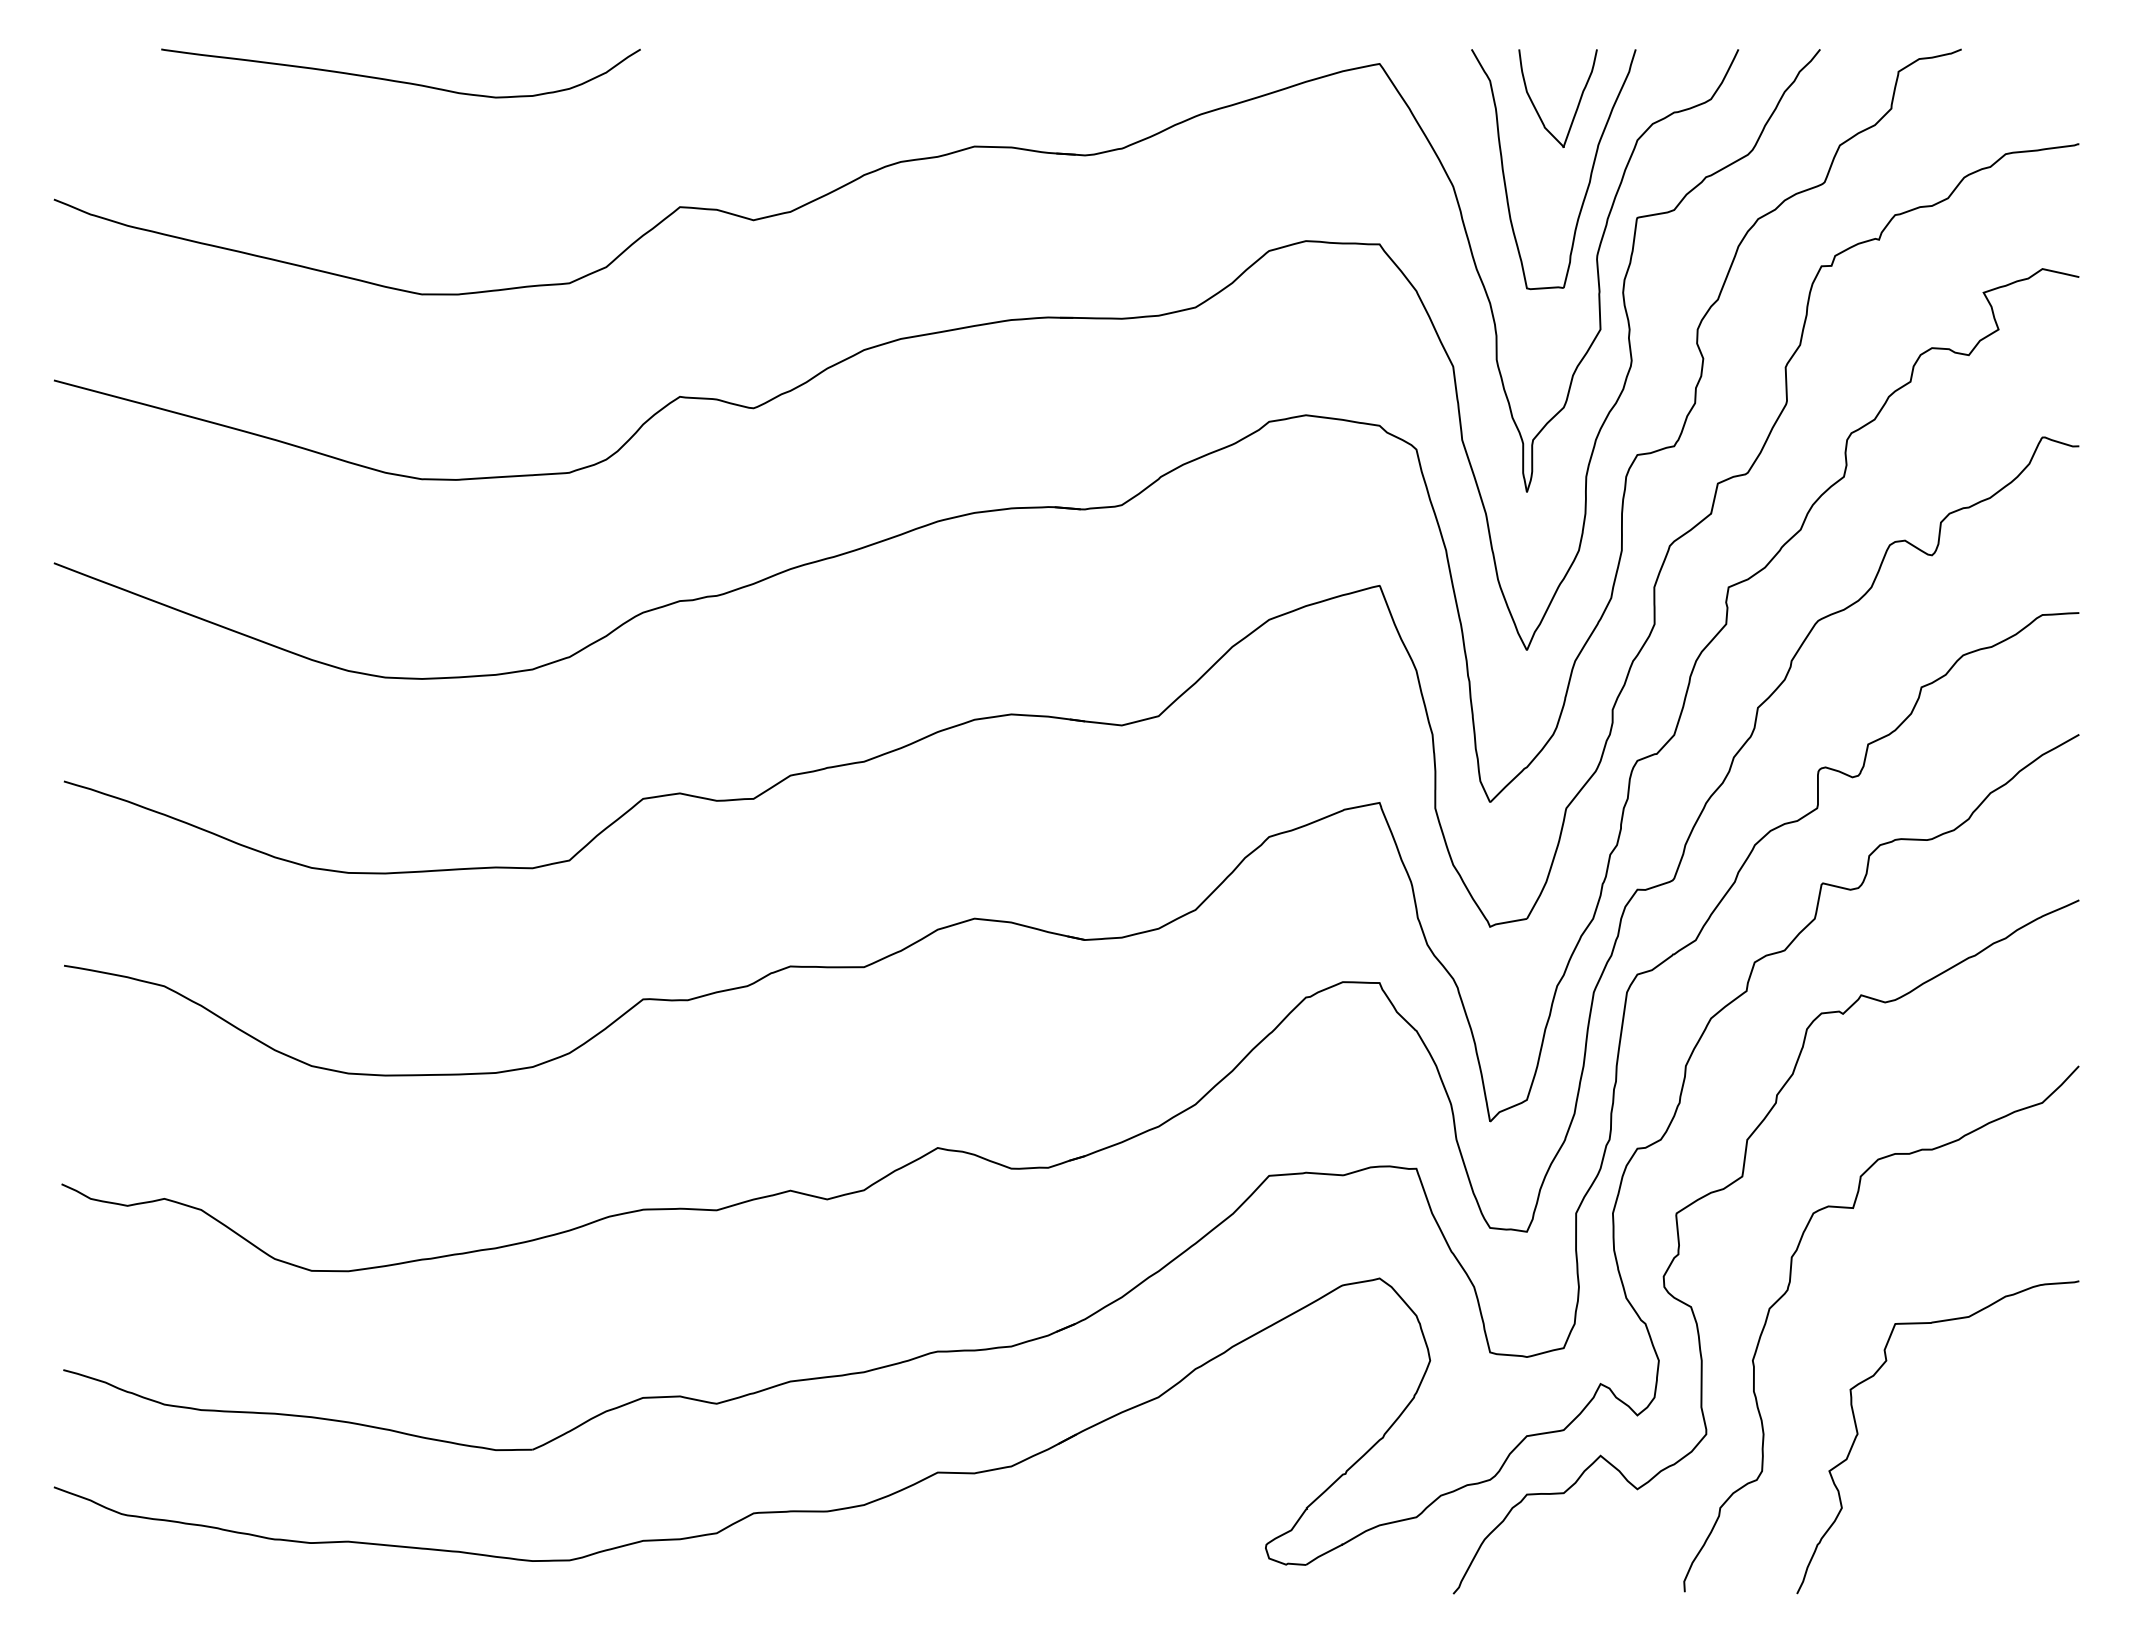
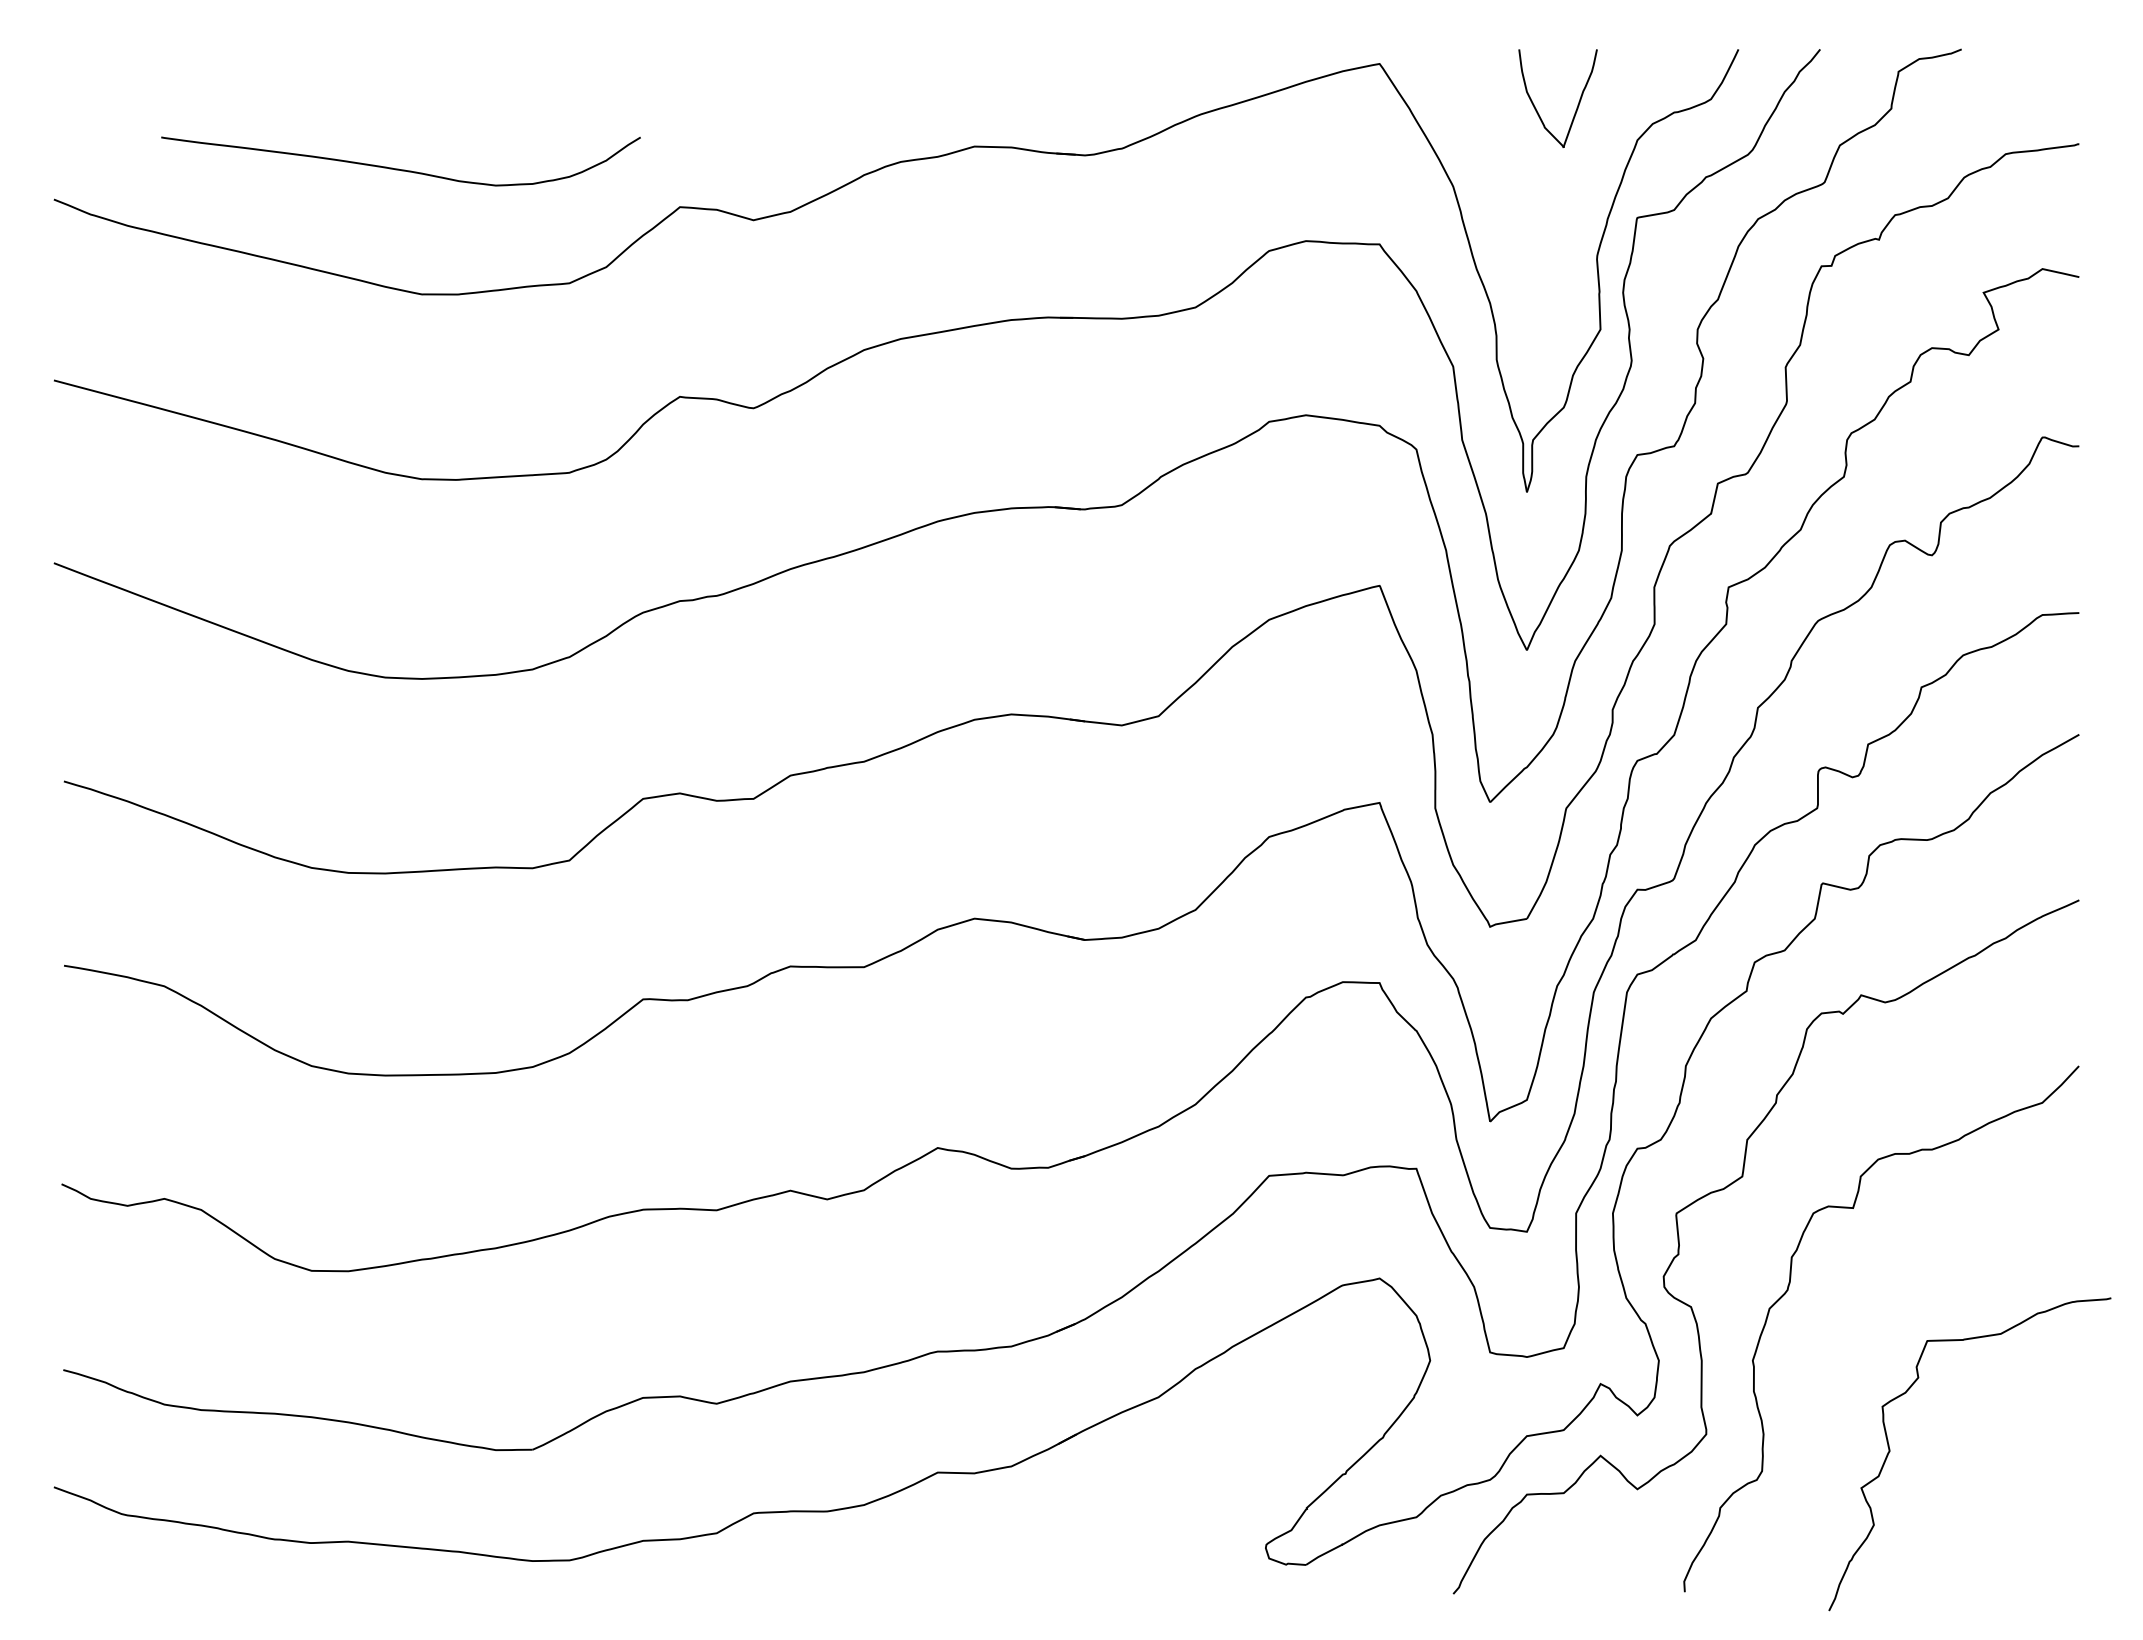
curve position: (398, 80) -> (398, 168) (398, 168)
part: present -> none (1589, 177)
curve position: (1858, 1434) -> (1890, 1451) (1890, 1451)
